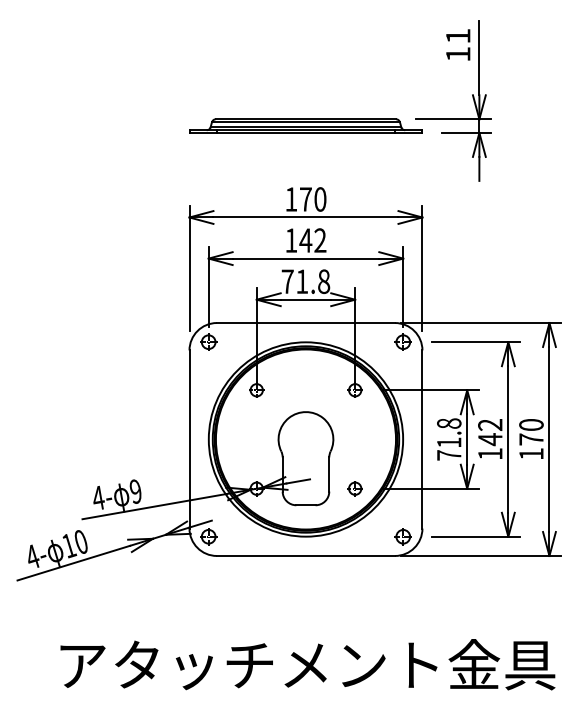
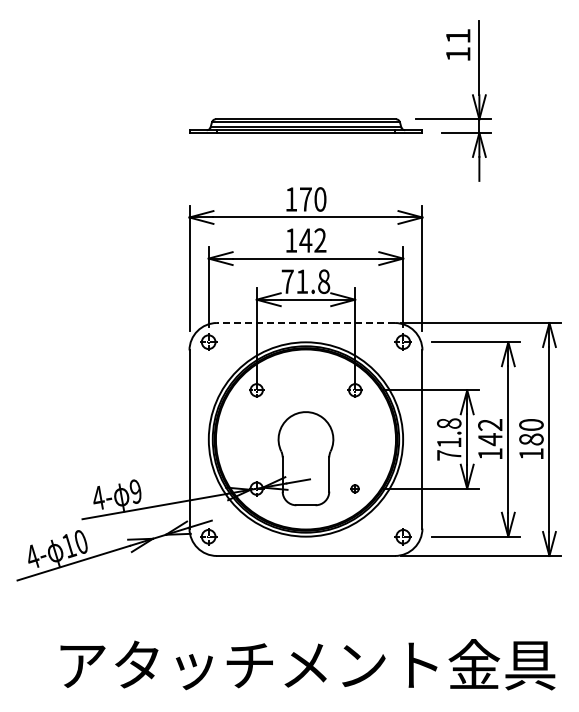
line: solid -> dashed (305, 323)
text: 170 -> 180 (531, 439)
part size: 16x16 px -> 10x10 px (354, 488)
